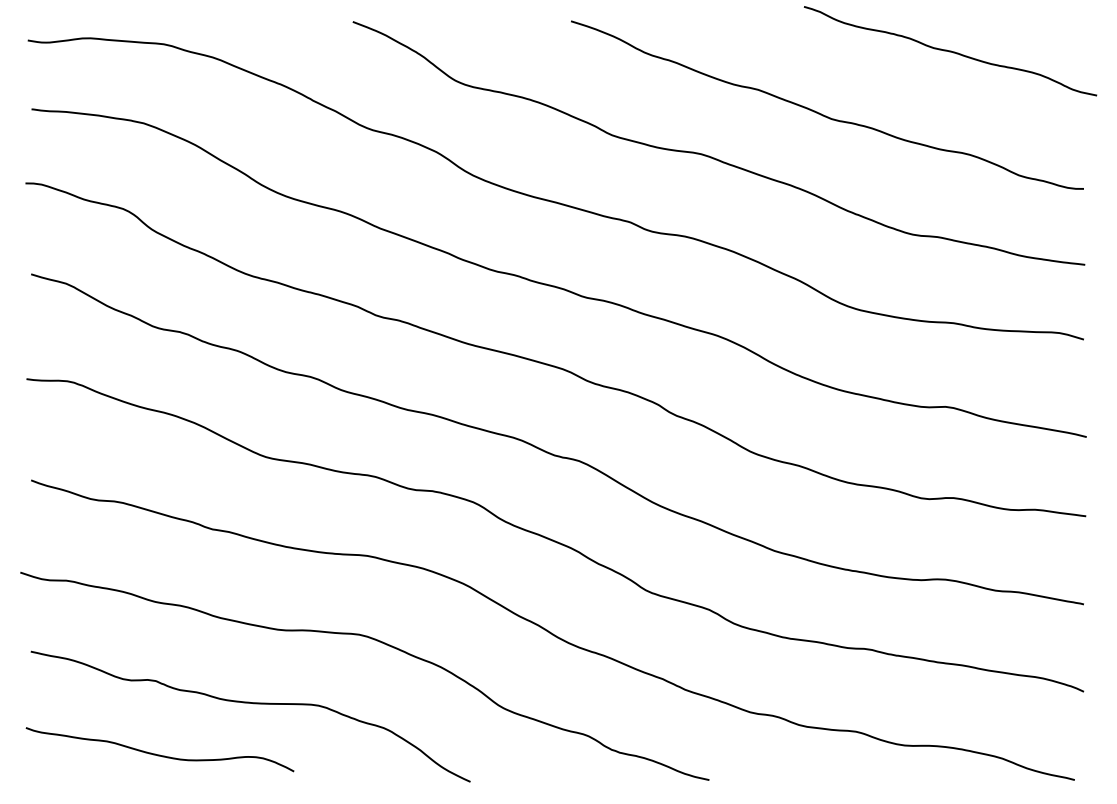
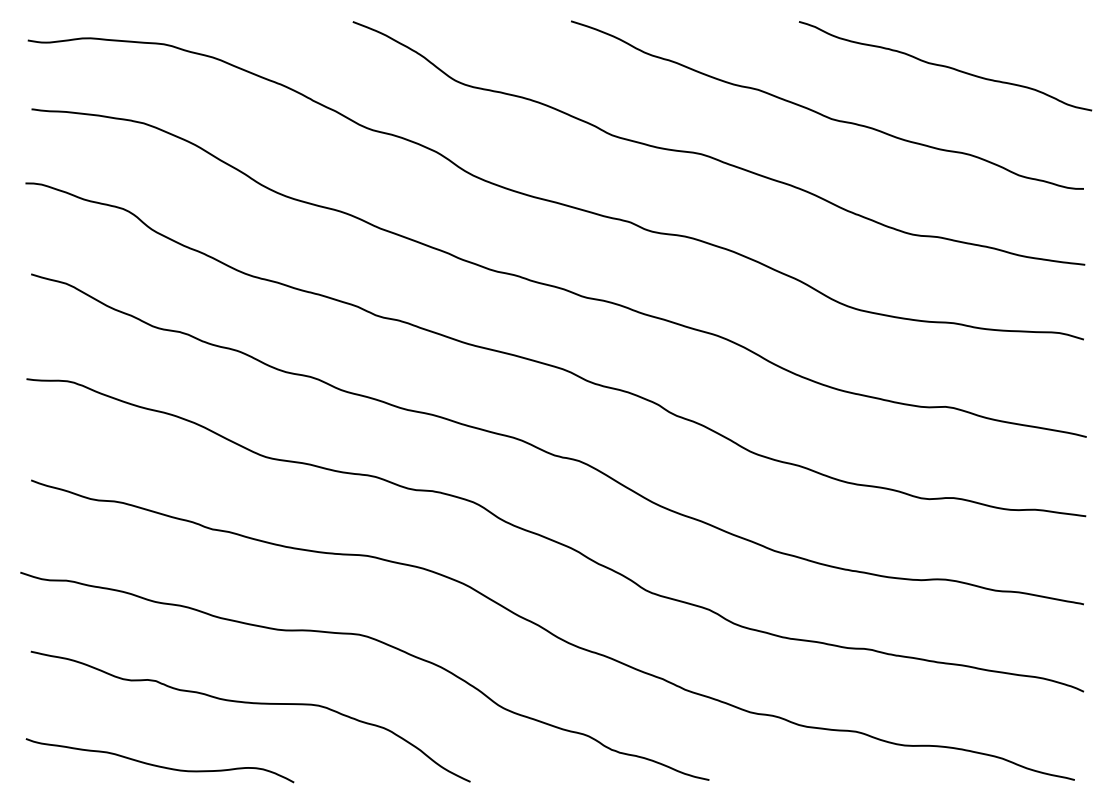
curve position: (950, 51) -> (945, 66) (945, 66)
curve position: (159, 754) -> (159, 765) (159, 765)
